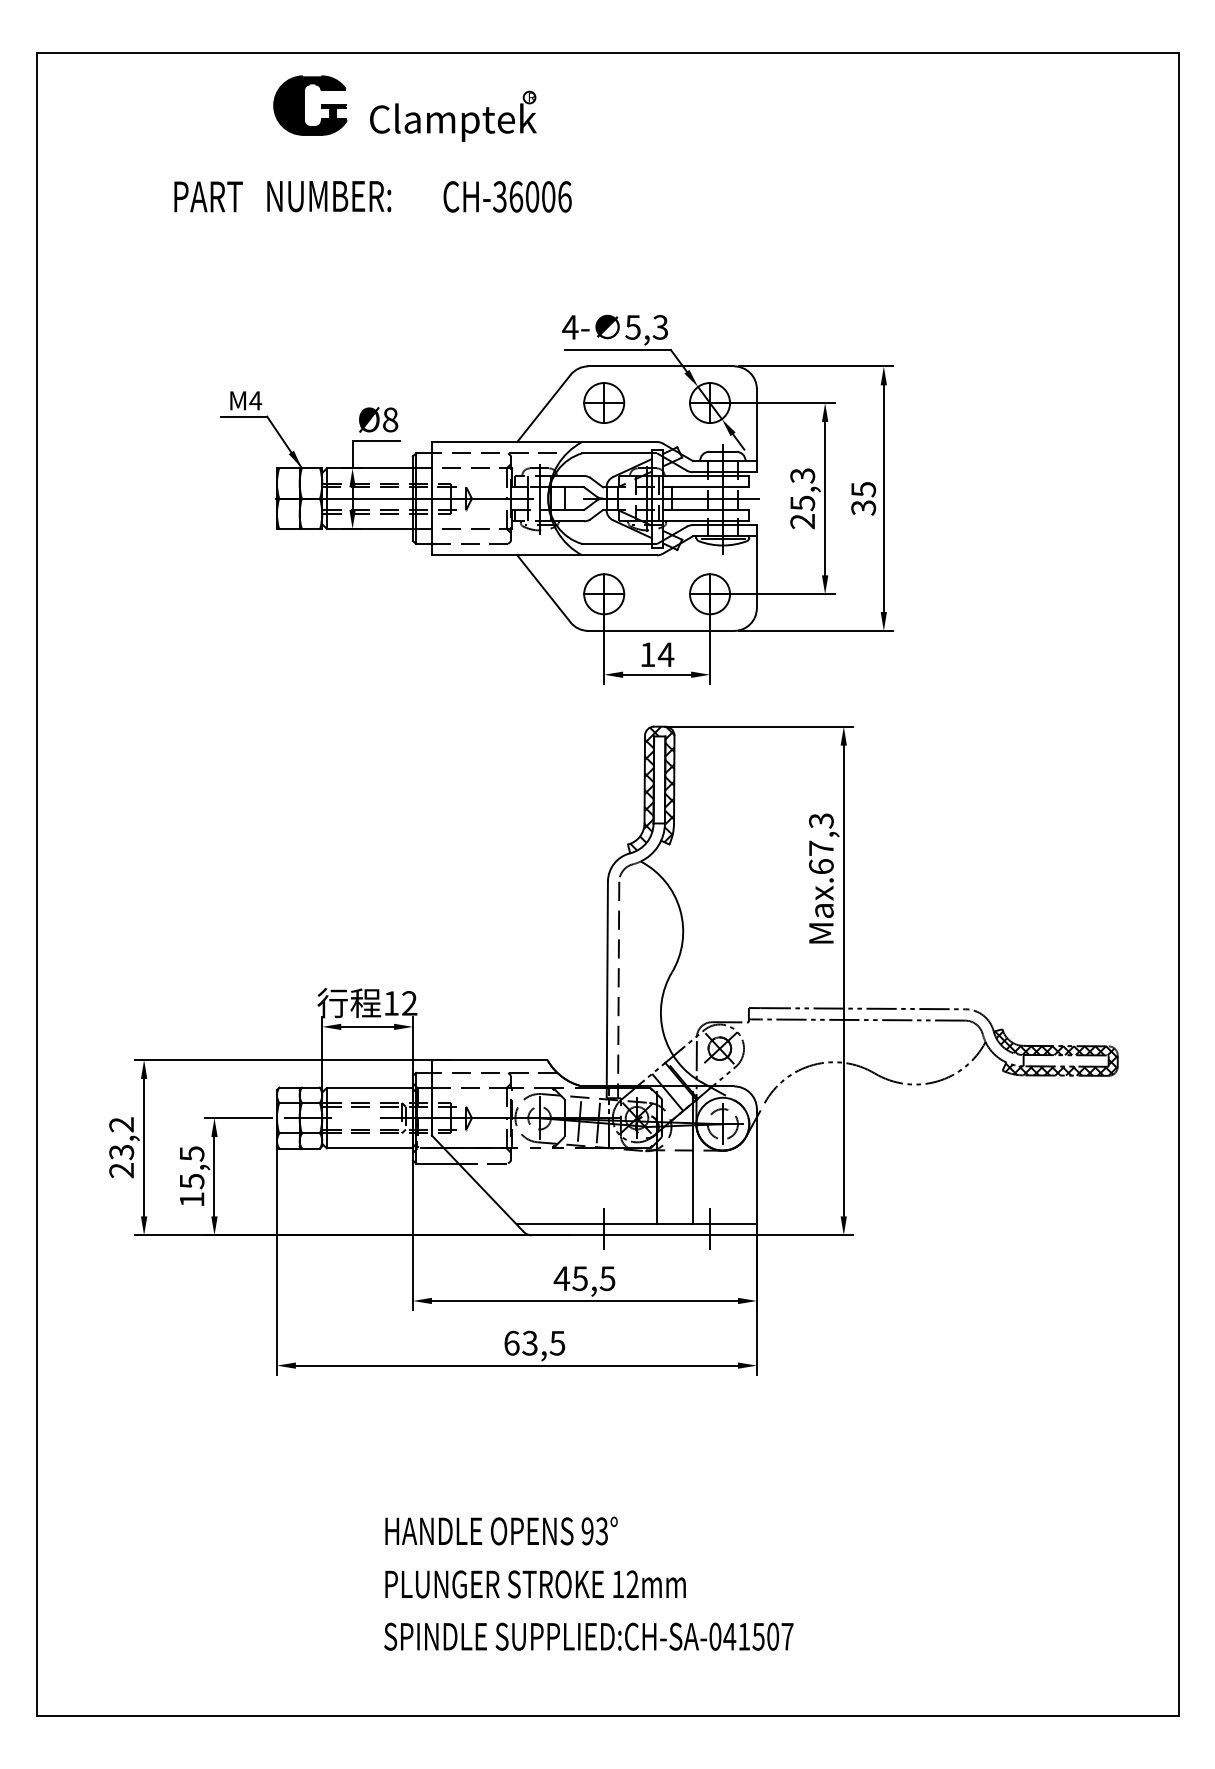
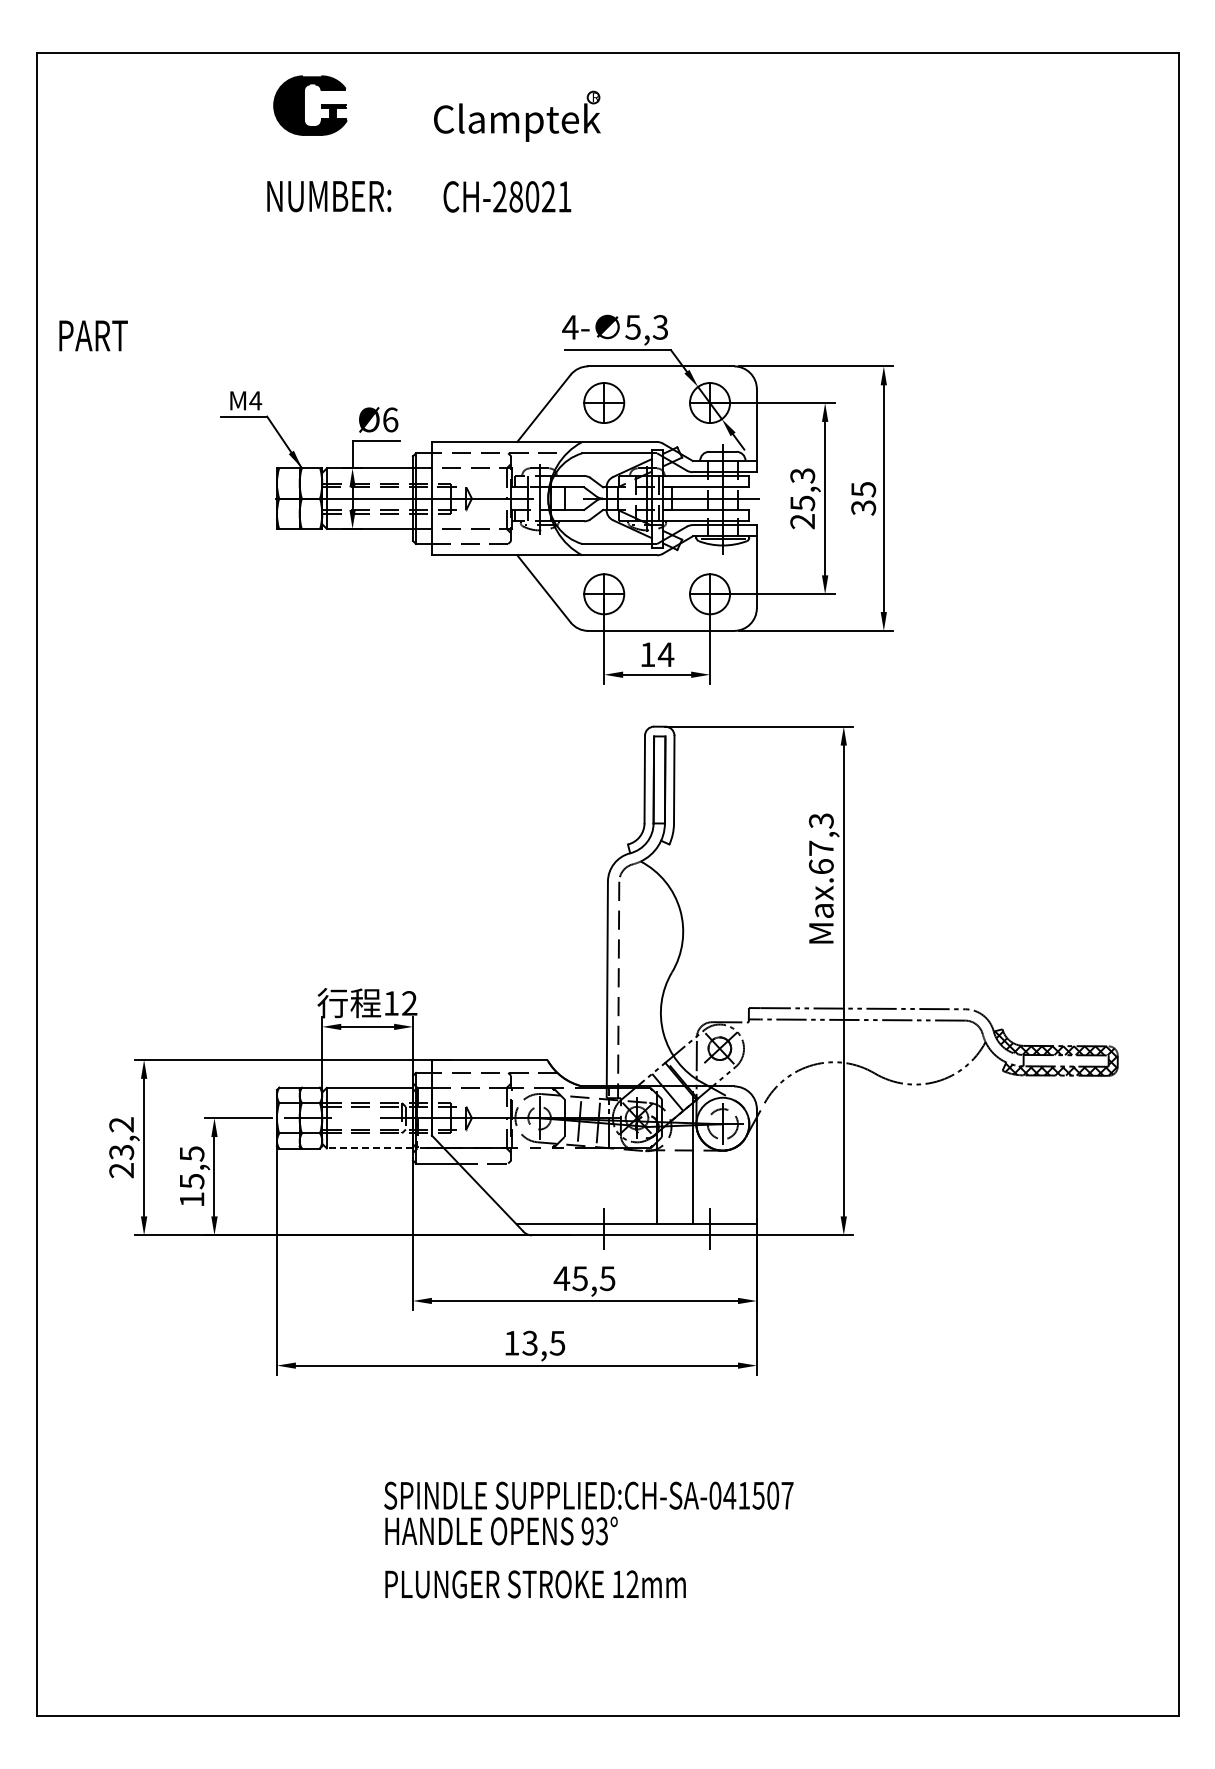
part position: (453, 115) -> (517, 115) (517, 115)
text position: (208, 196) -> (93, 335) (93, 335)
text: CH-36006 -> CH-28021 (532, 196)
text: Ø8 -> Ø6 (390, 419)
hatch: present -> none (651, 788)
line: solid -> dashed (369, 1148)
text: 63,5 -> 13,5 (511, 1342)
text position: (588, 1636) -> (588, 1495) (588, 1495)
